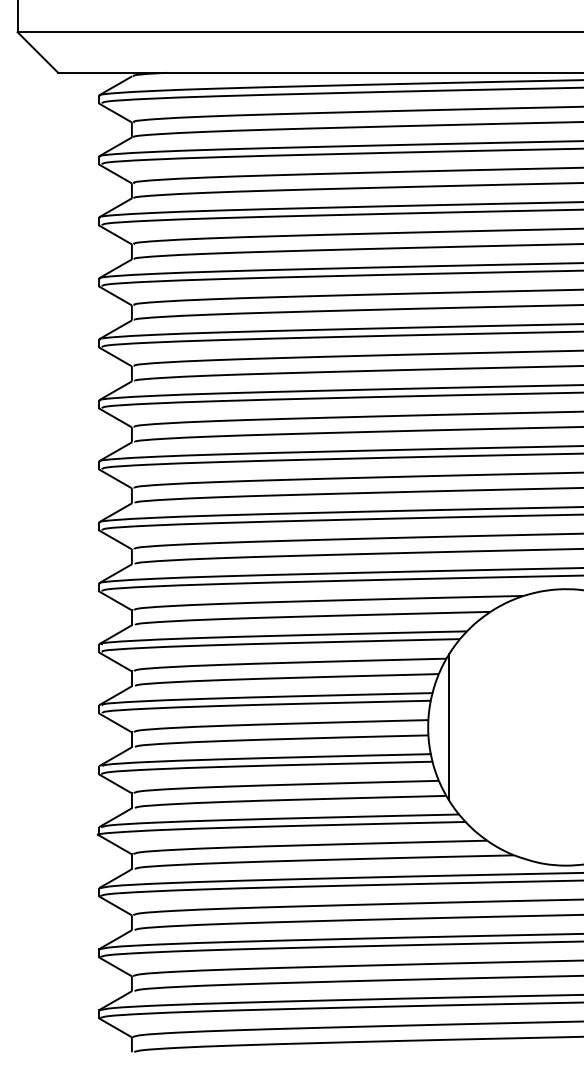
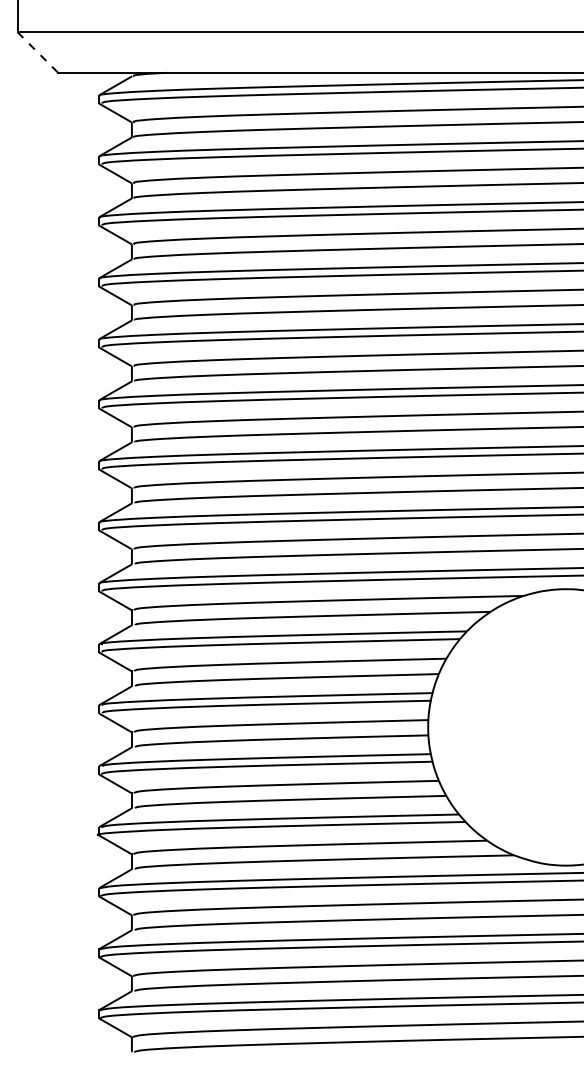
line: solid -> dashed (37, 52)
line: present -> none (449, 727)
